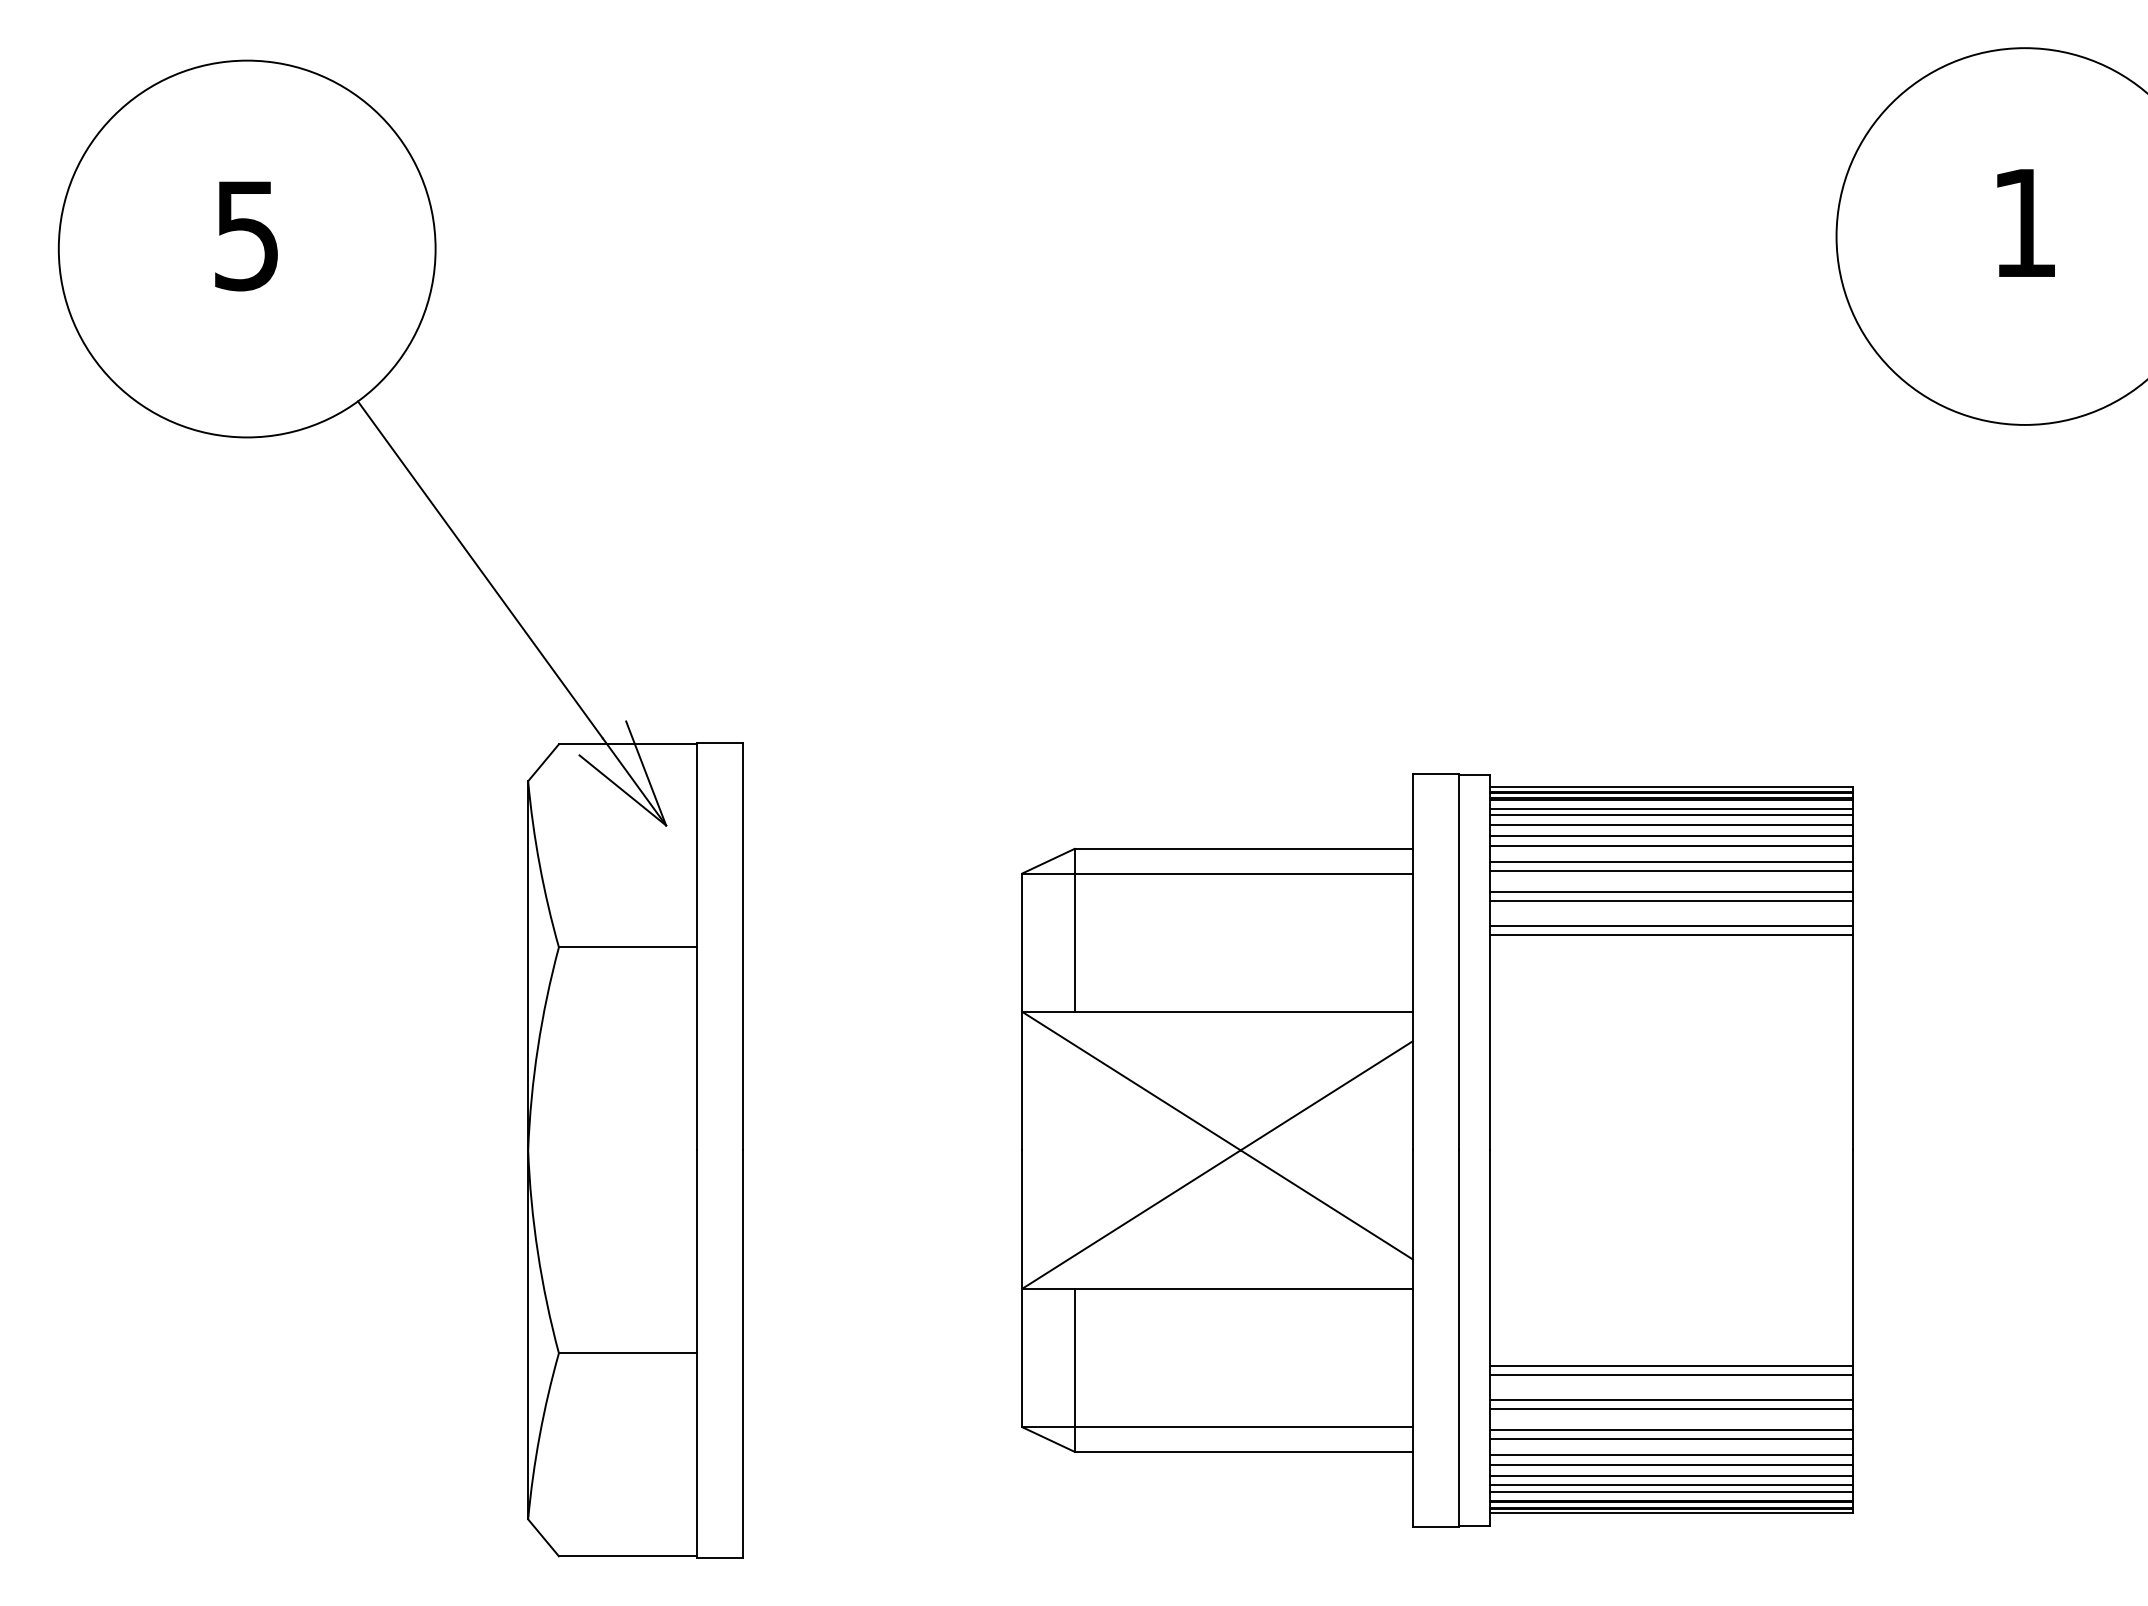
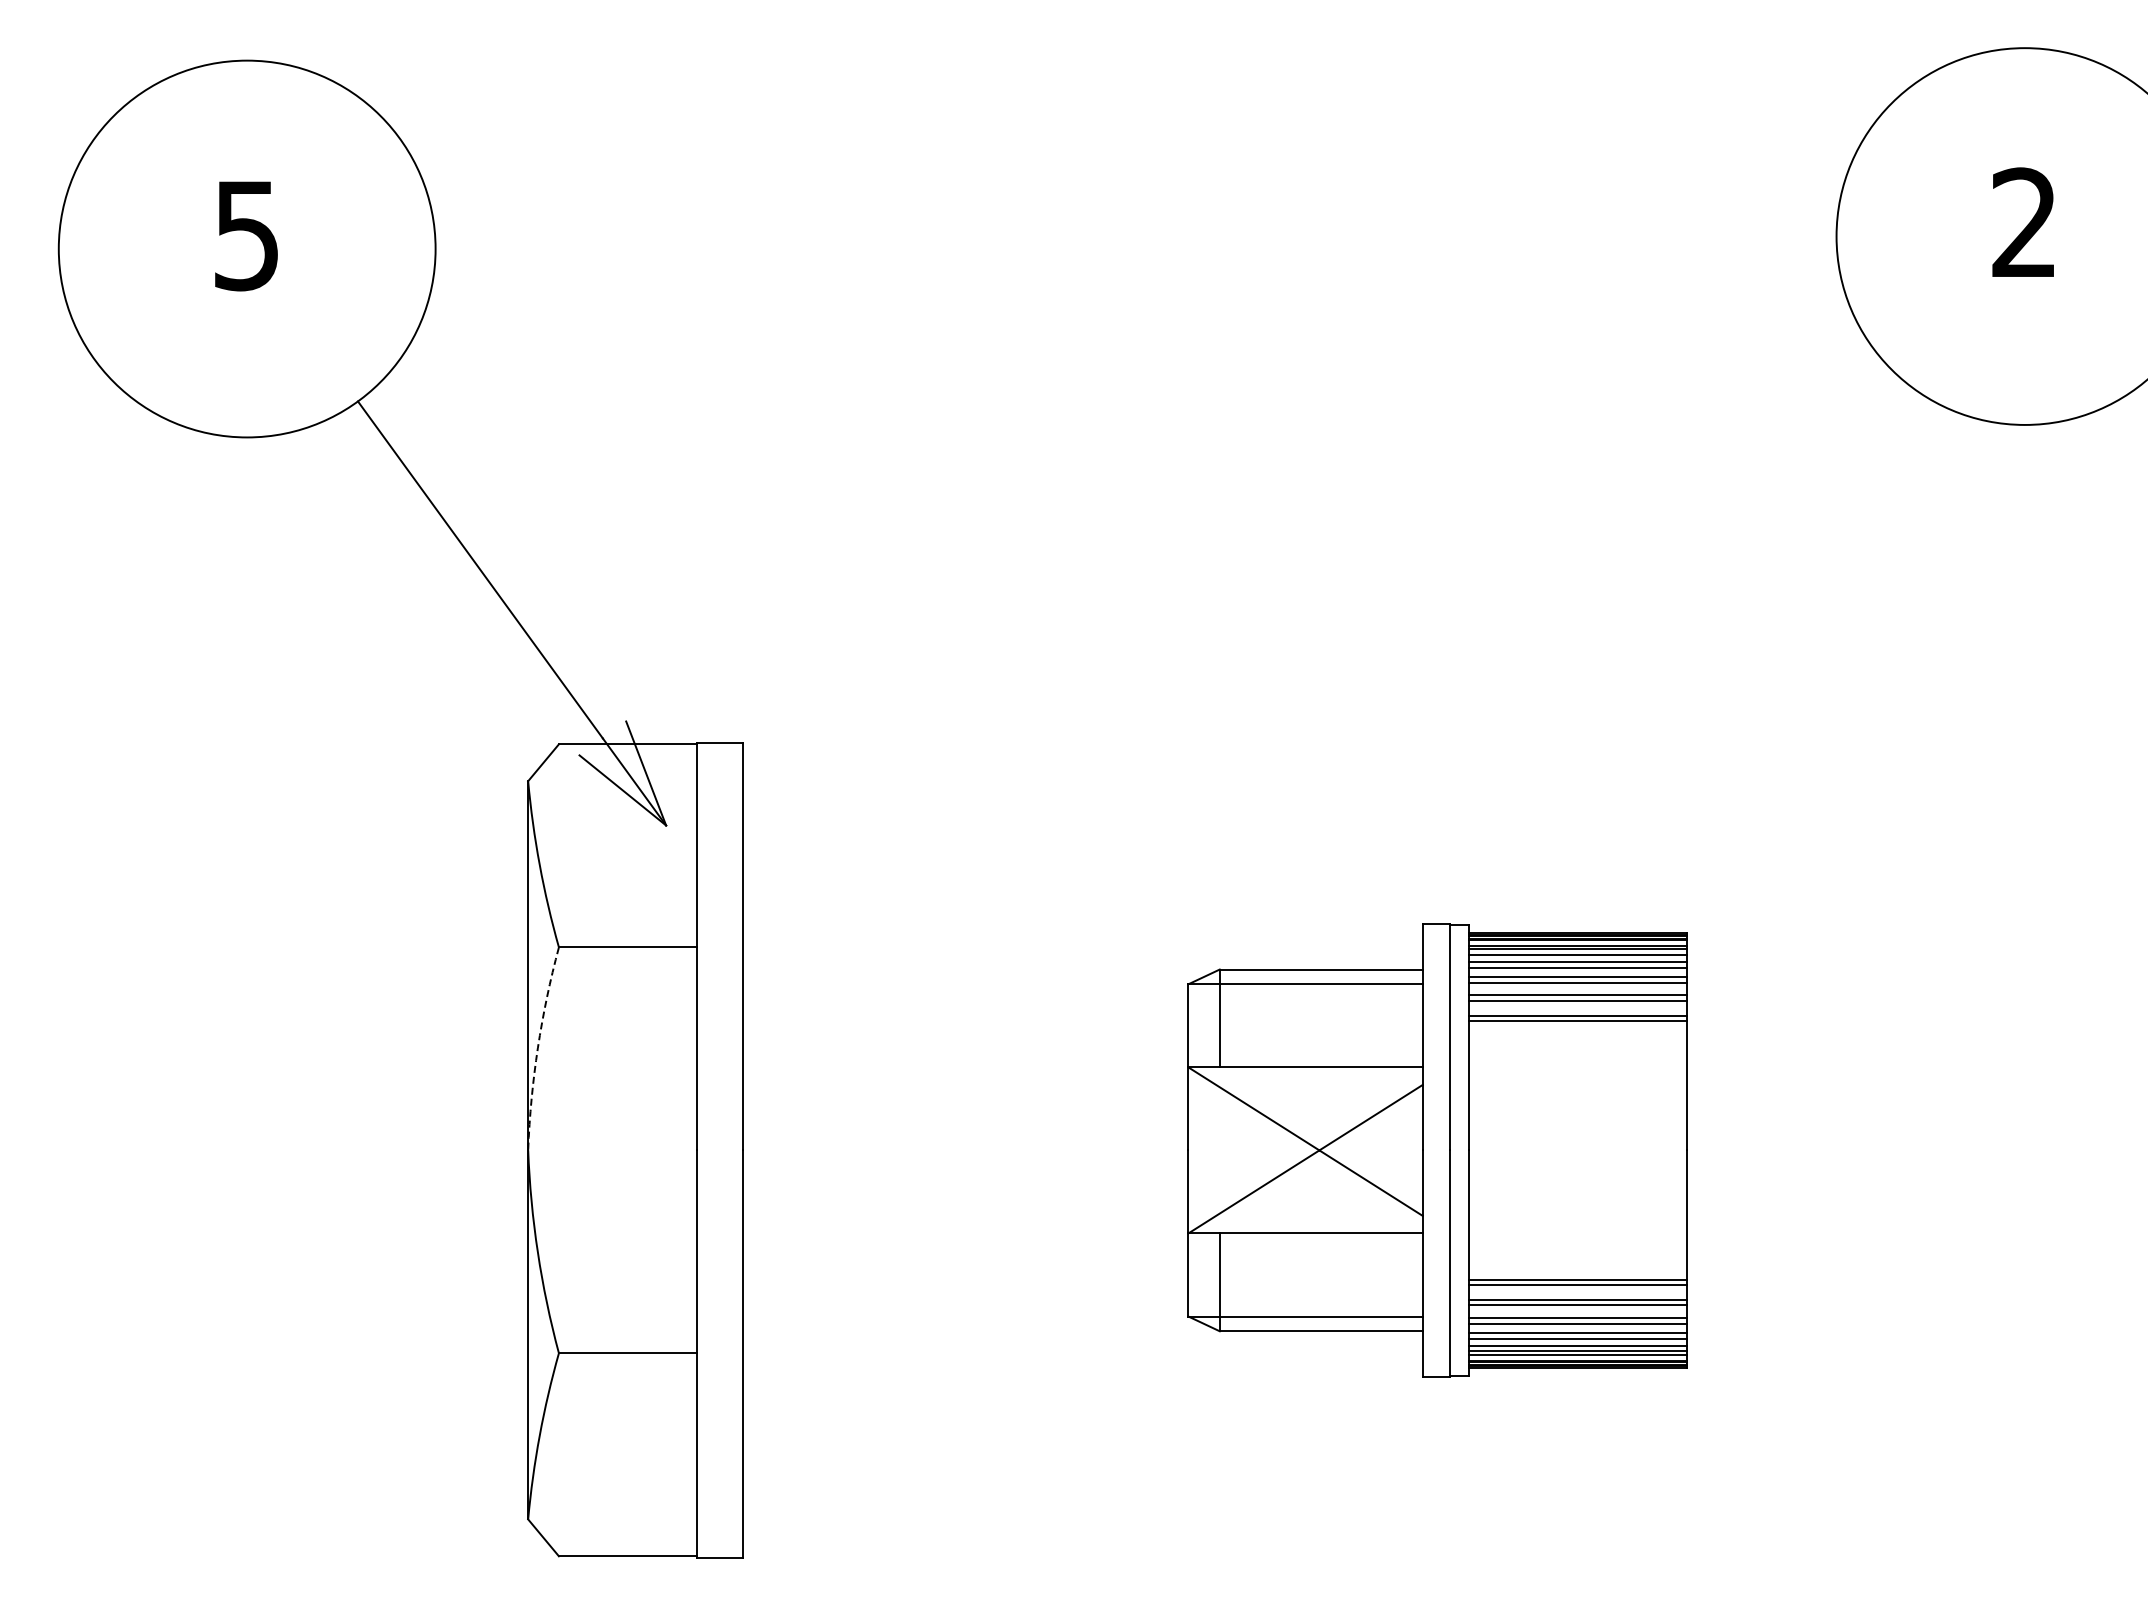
text: 1 -> 2 (2023, 221)
arc: solid -> dashed (537, 1047)
part size: 833x755 px -> 501x455 px (1437, 1150)
